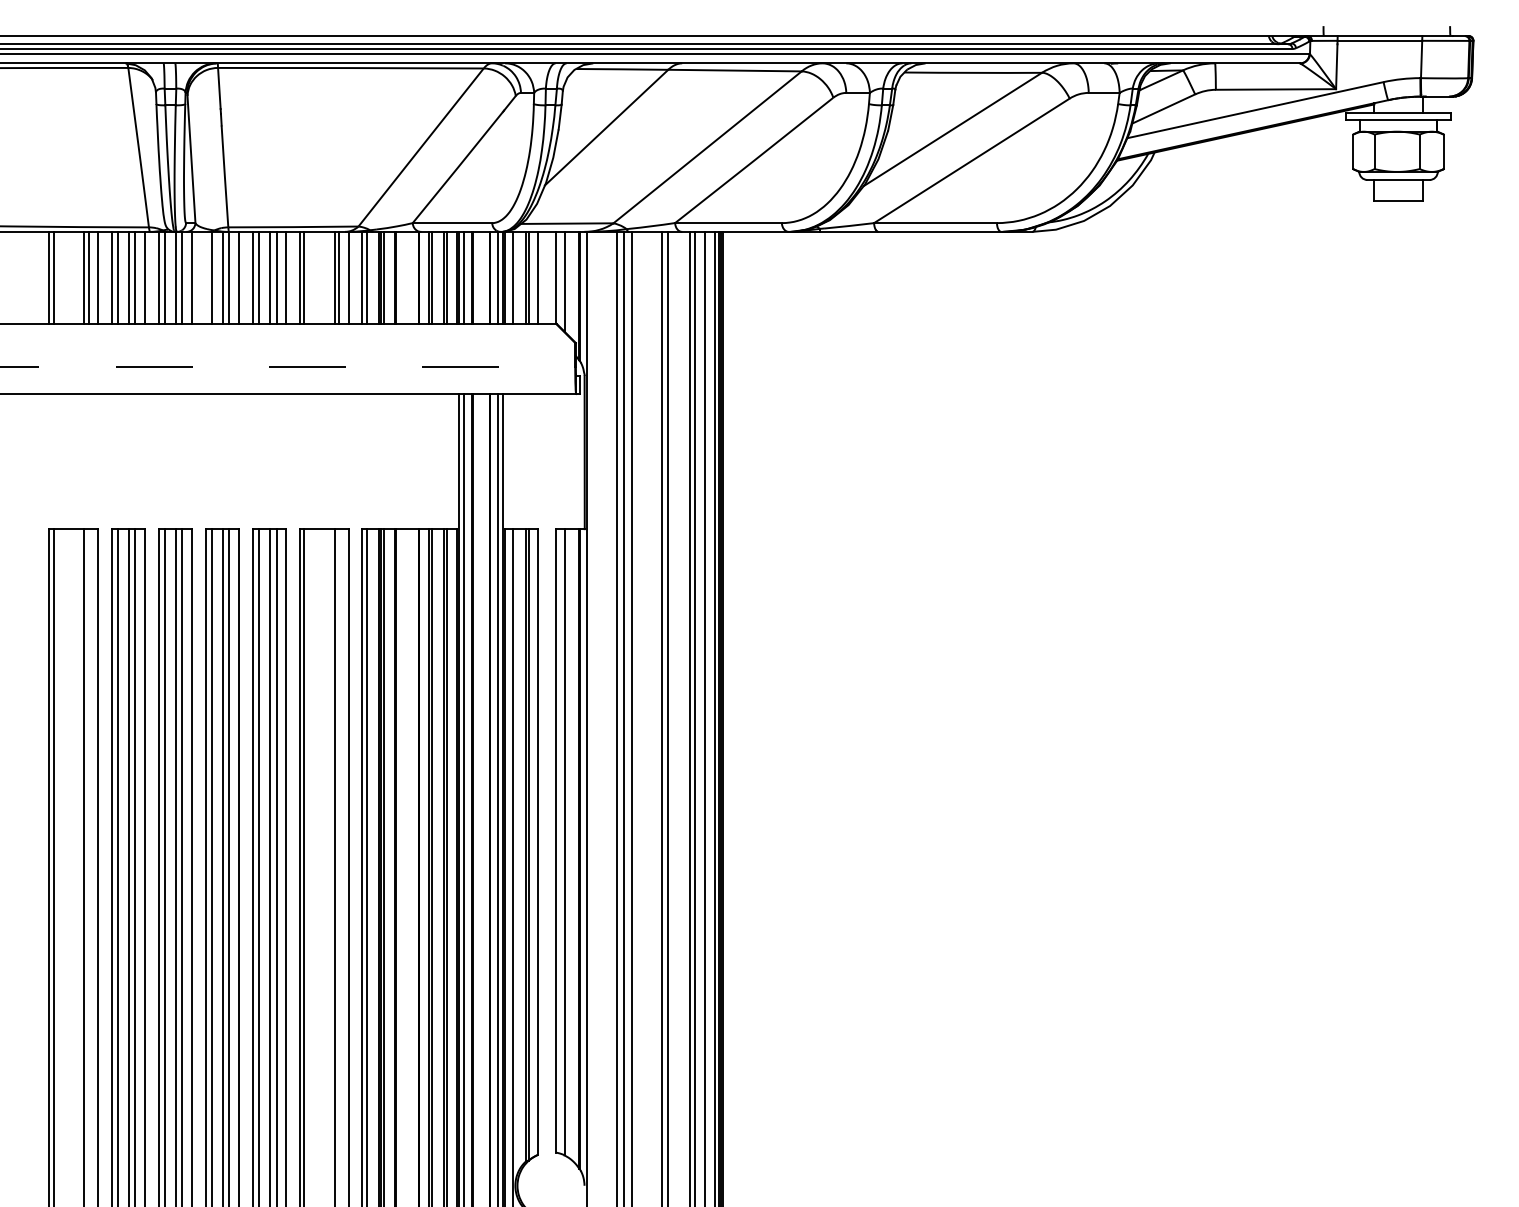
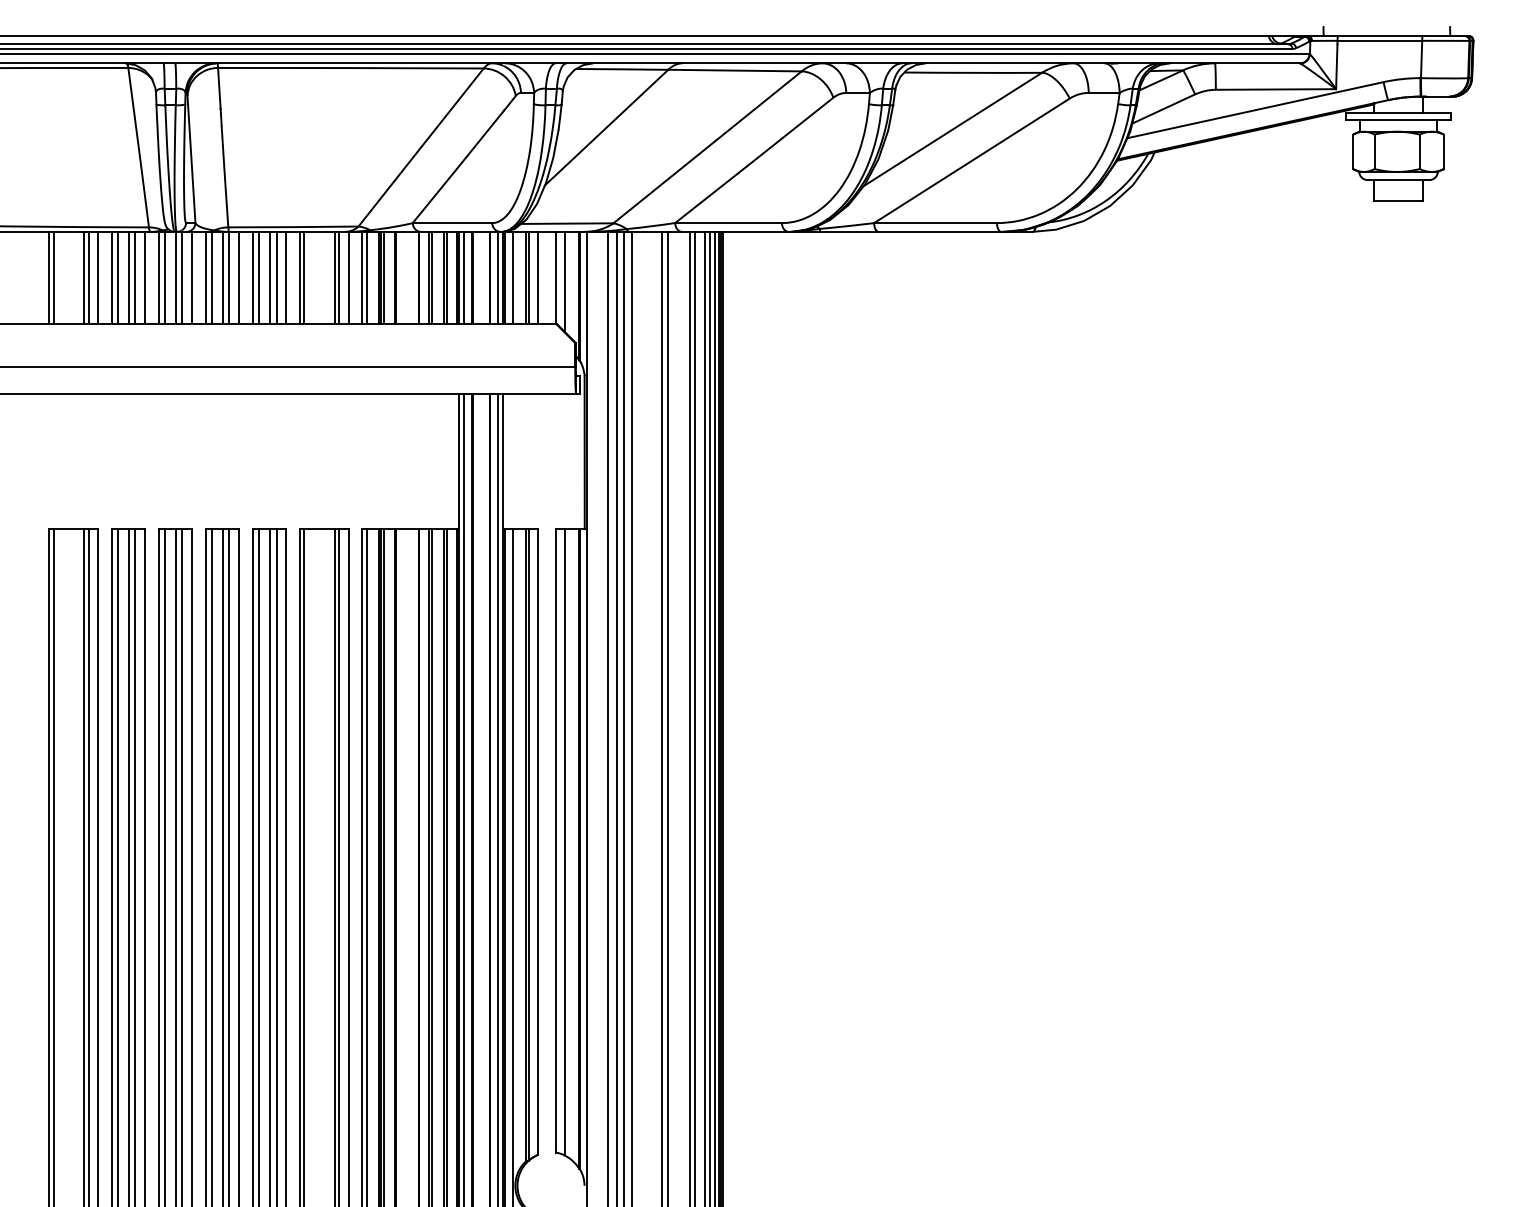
line: none -> present (205, 277)
line: dashed -> solid (288, 366)
line: none -> present (608, 717)
line: none -> present (709, 717)
line: none -> present (88, 866)
line: none -> present (339, 866)
